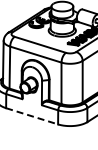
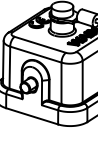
line: dashed -> solid (32, 116)
